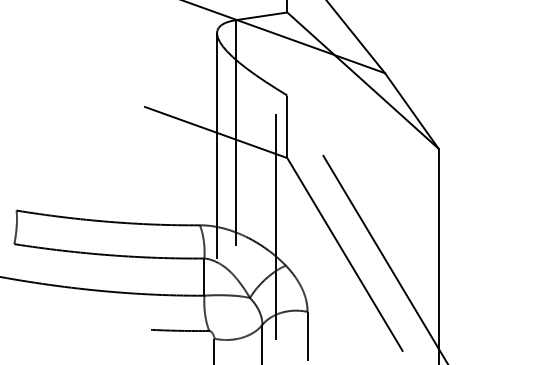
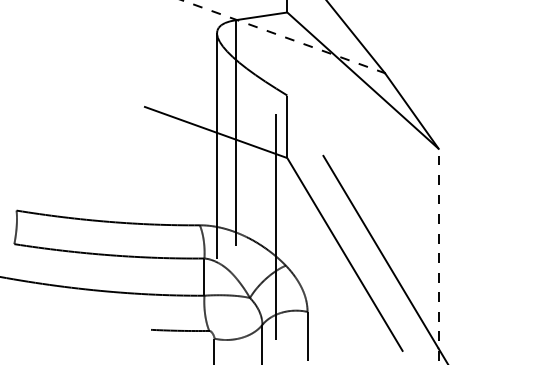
line: solid -> dashed (283, 36)
line: solid -> dashed (438, 256)
